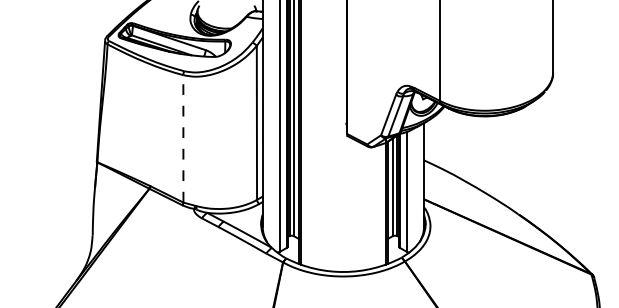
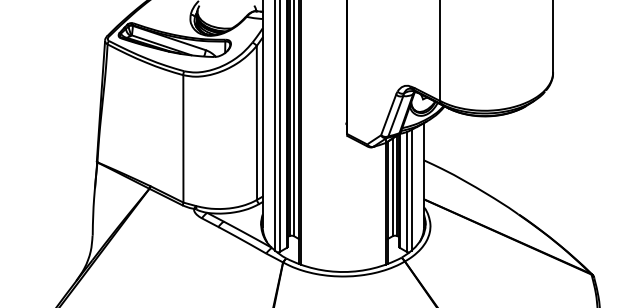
line: none -> present (274, 126)
line: dashed -> solid (183, 137)
line: none -> present (411, 189)
